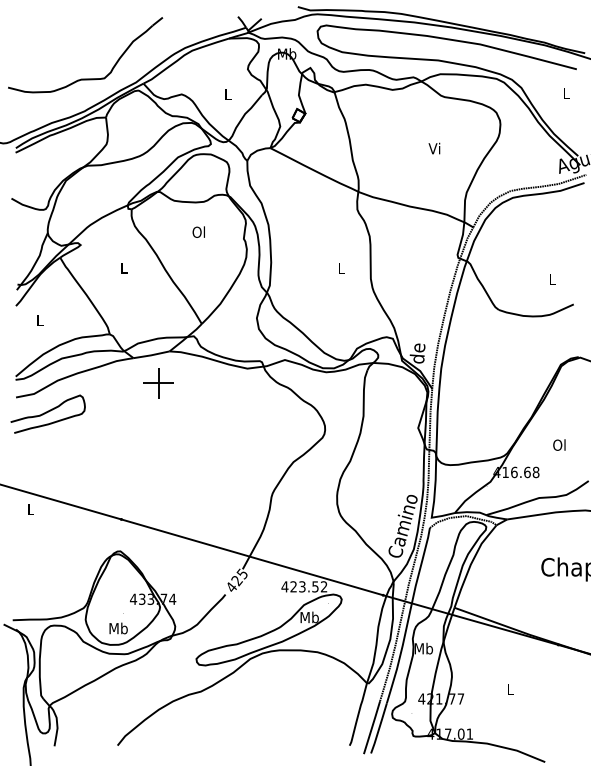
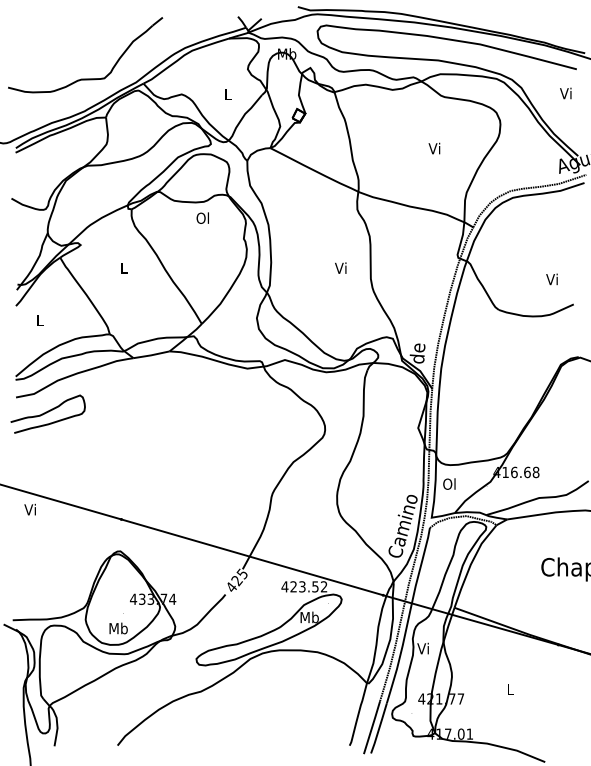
text: L -> Vi (565, 93)
text position: (198, 231) -> (202, 217) (202, 217)
text: L -> Vi (340, 267)
text: L -> Vi (551, 279)
part: present -> none (158, 383)
text position: (559, 444) -> (449, 483) (449, 483)
text: L -> Vi (29, 509)
text: Mb -> Vi (423, 648)
